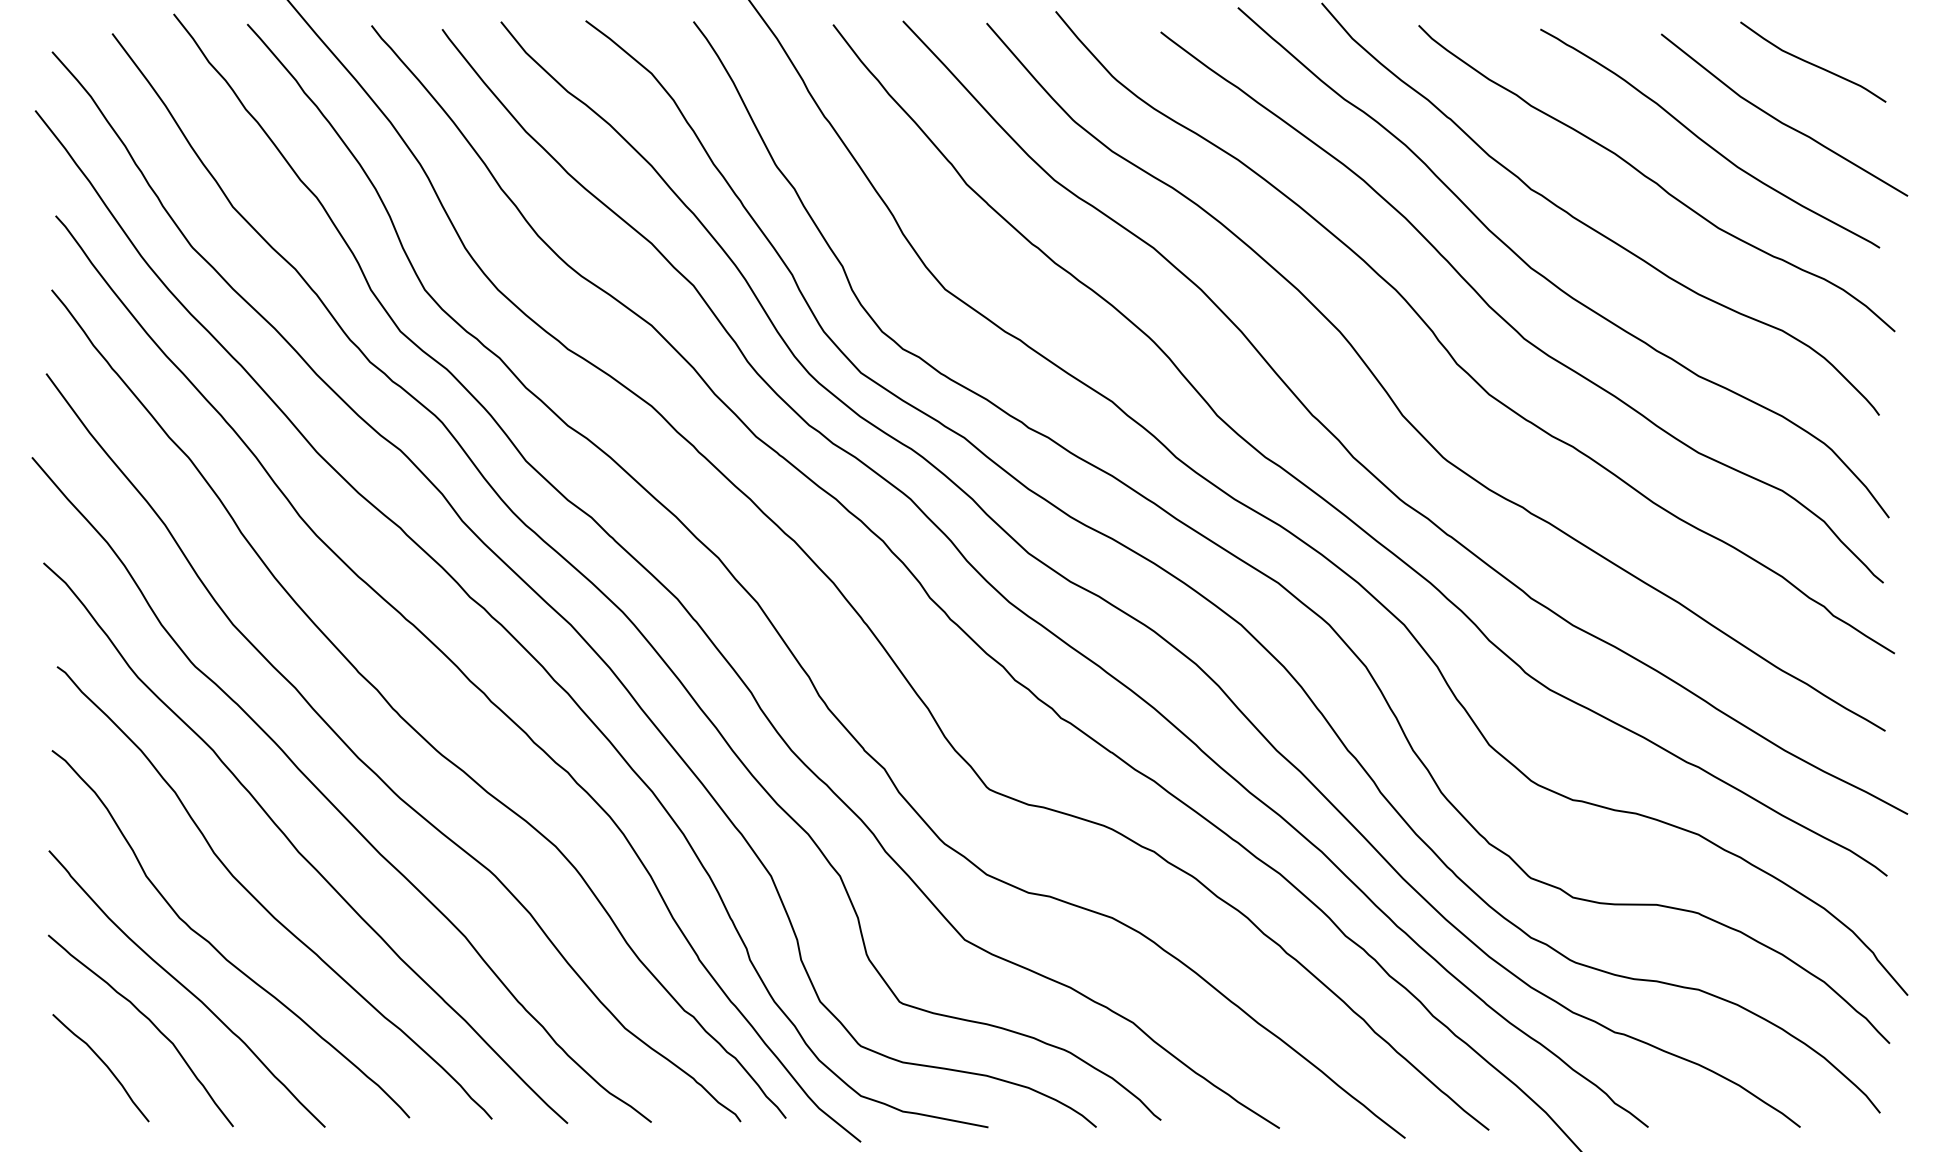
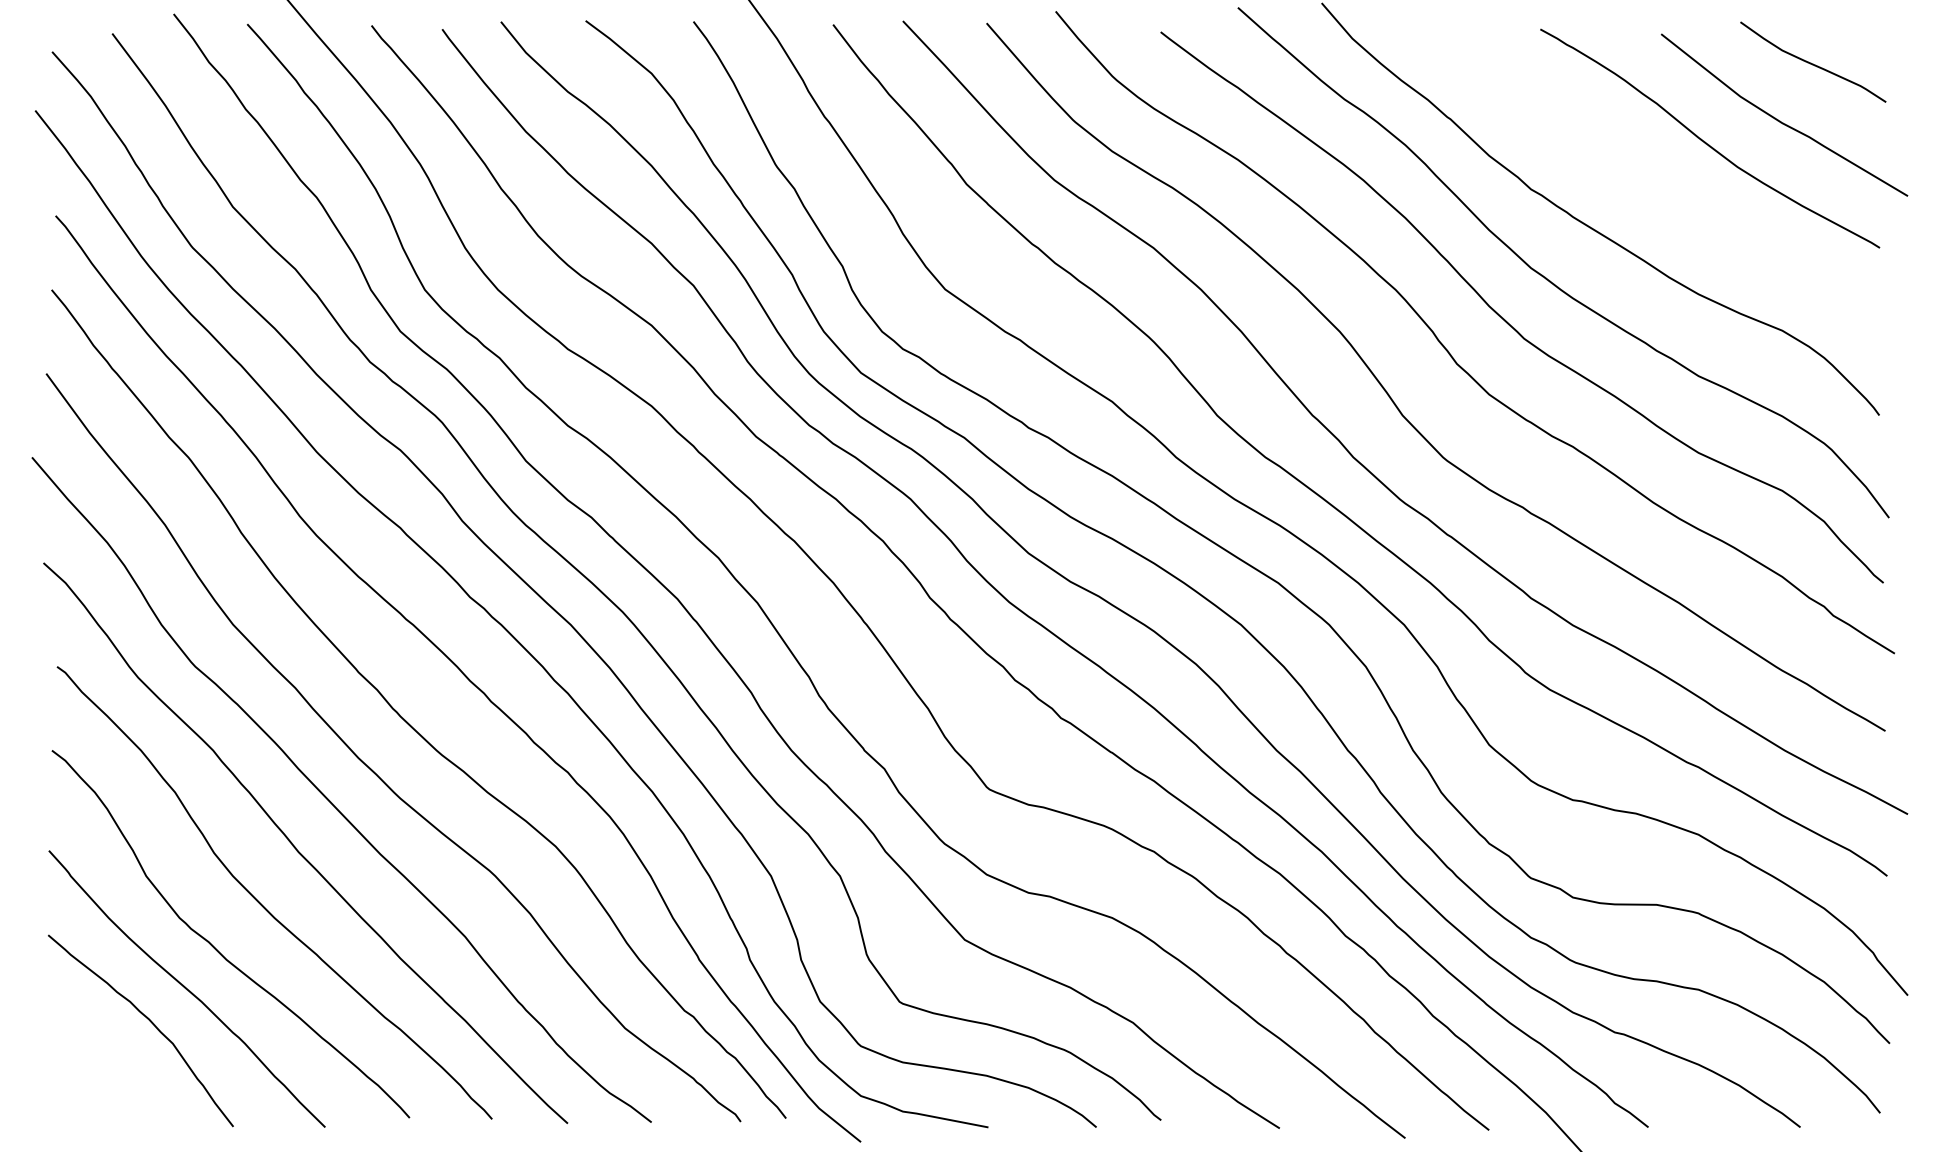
curve: present -> none (1655, 181)
curve: present -> none (104, 1064)
